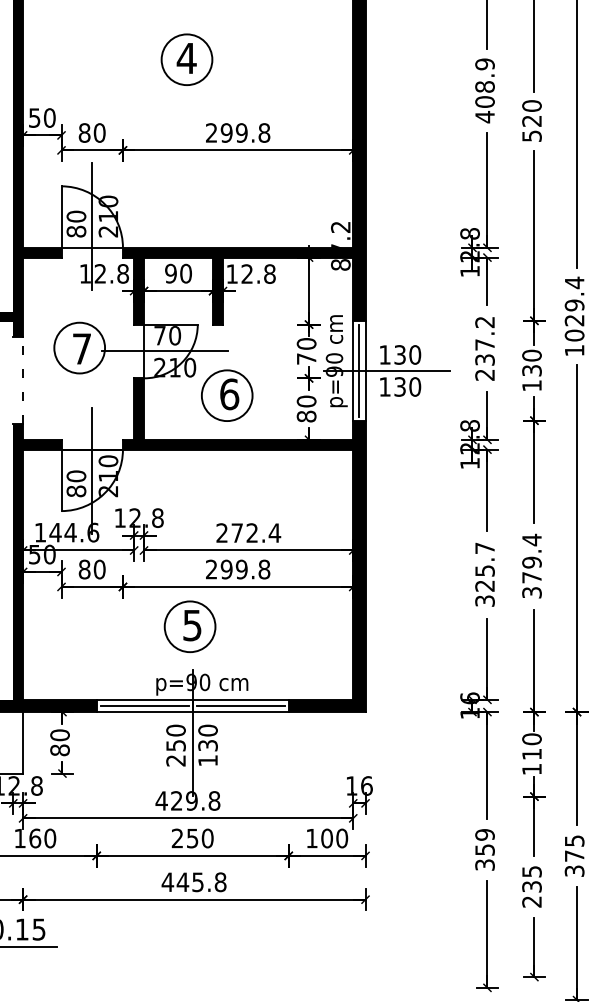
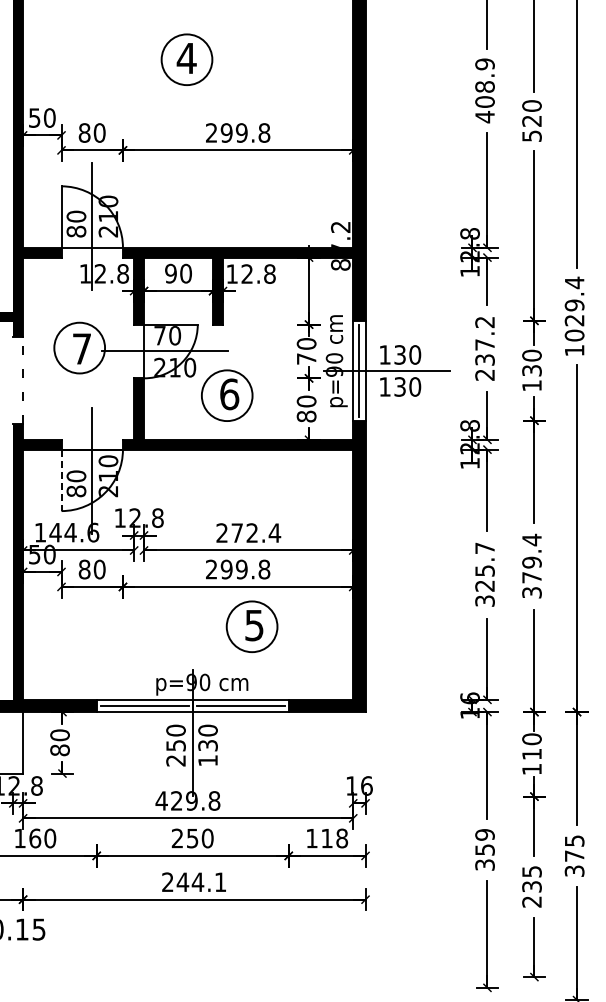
line: solid -> dashed (61, 480)
part position: (189, 626) -> (251, 626) (251, 626)
text: 100 -> 118 (334, 838)
text: 445.8 -> 244.1 (193, 882)
line: present -> none (29, 947)
